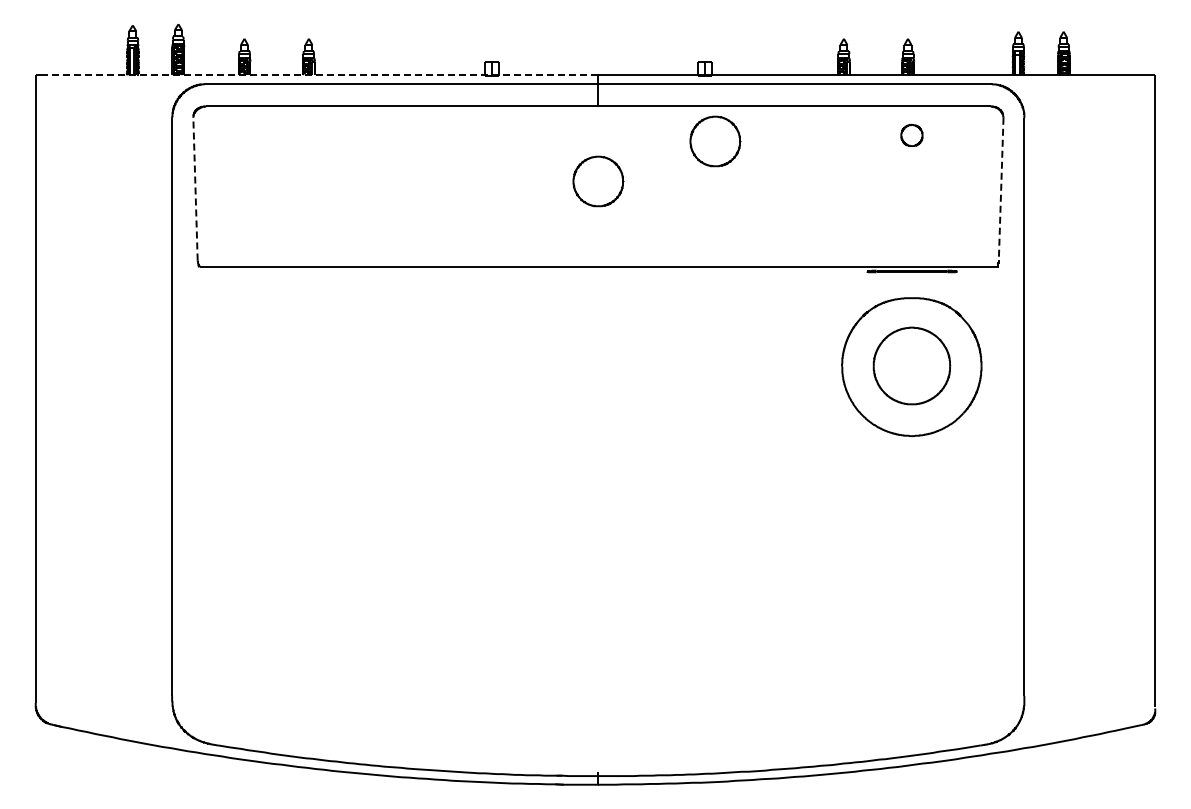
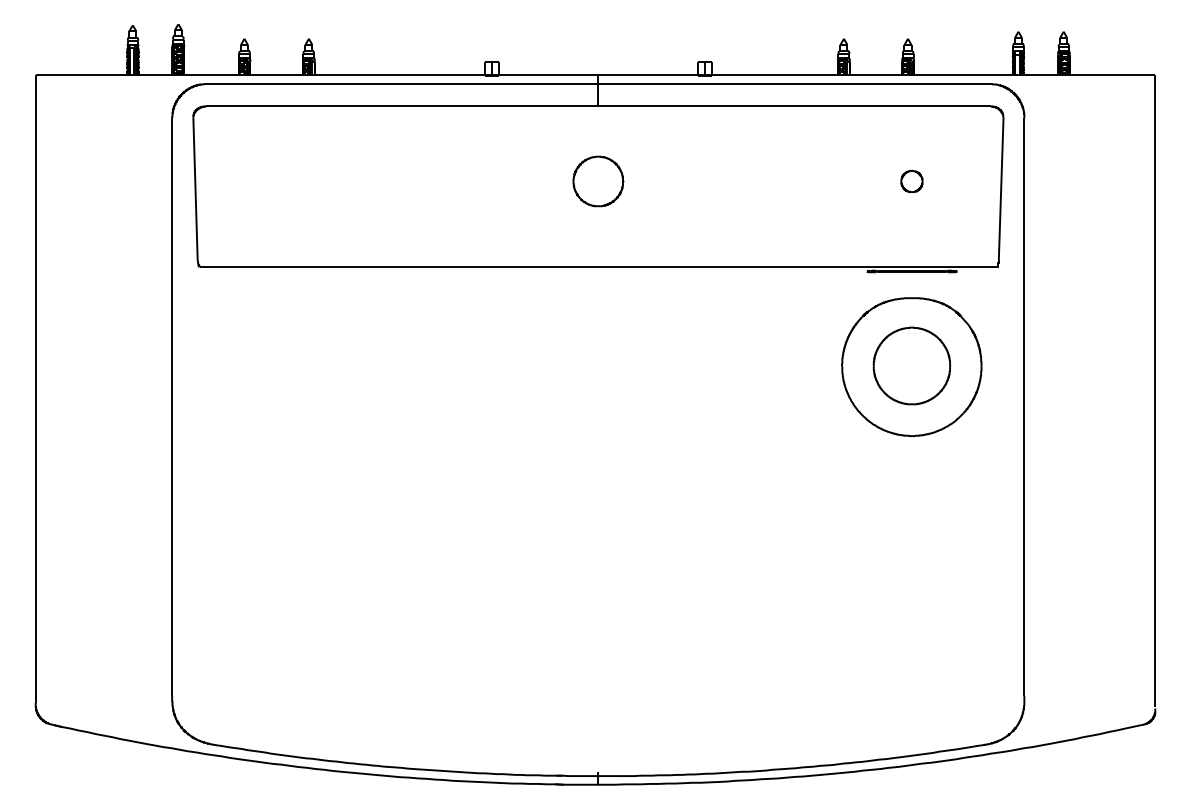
line: dashed -> solid (319, 74)
part position: (911, 135) -> (911, 181) (911, 181)
part: present -> none (715, 141)
line: dashed -> solid (195, 188)
line: dashed -> solid (1001, 189)
